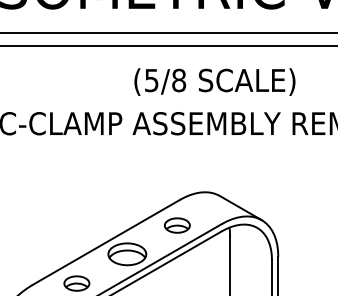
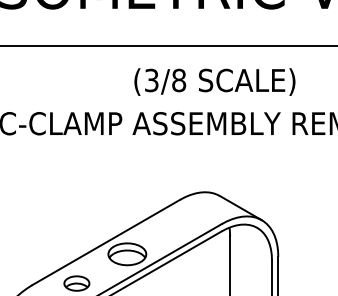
line: present -> none (168, 32)
text: (5/8 -> (3/8 (151, 79)
part: present -> none (177, 225)
